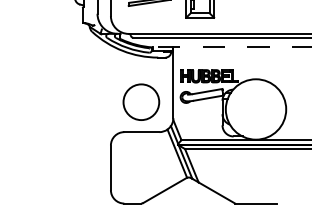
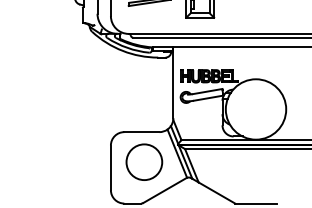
line: dashed -> solid (232, 47)
circle position: (141, 101) -> (144, 161) (144, 161)
